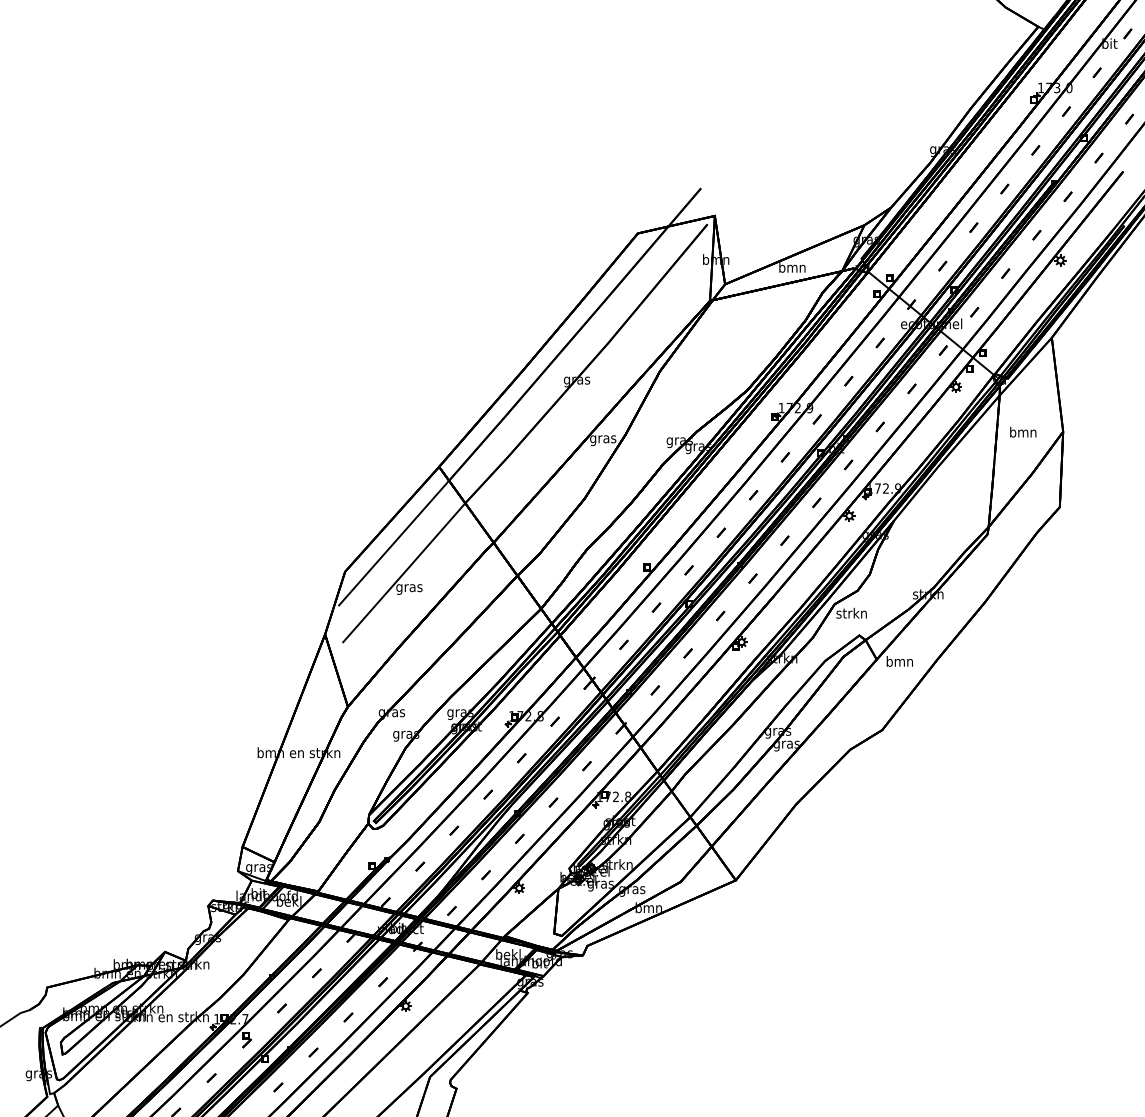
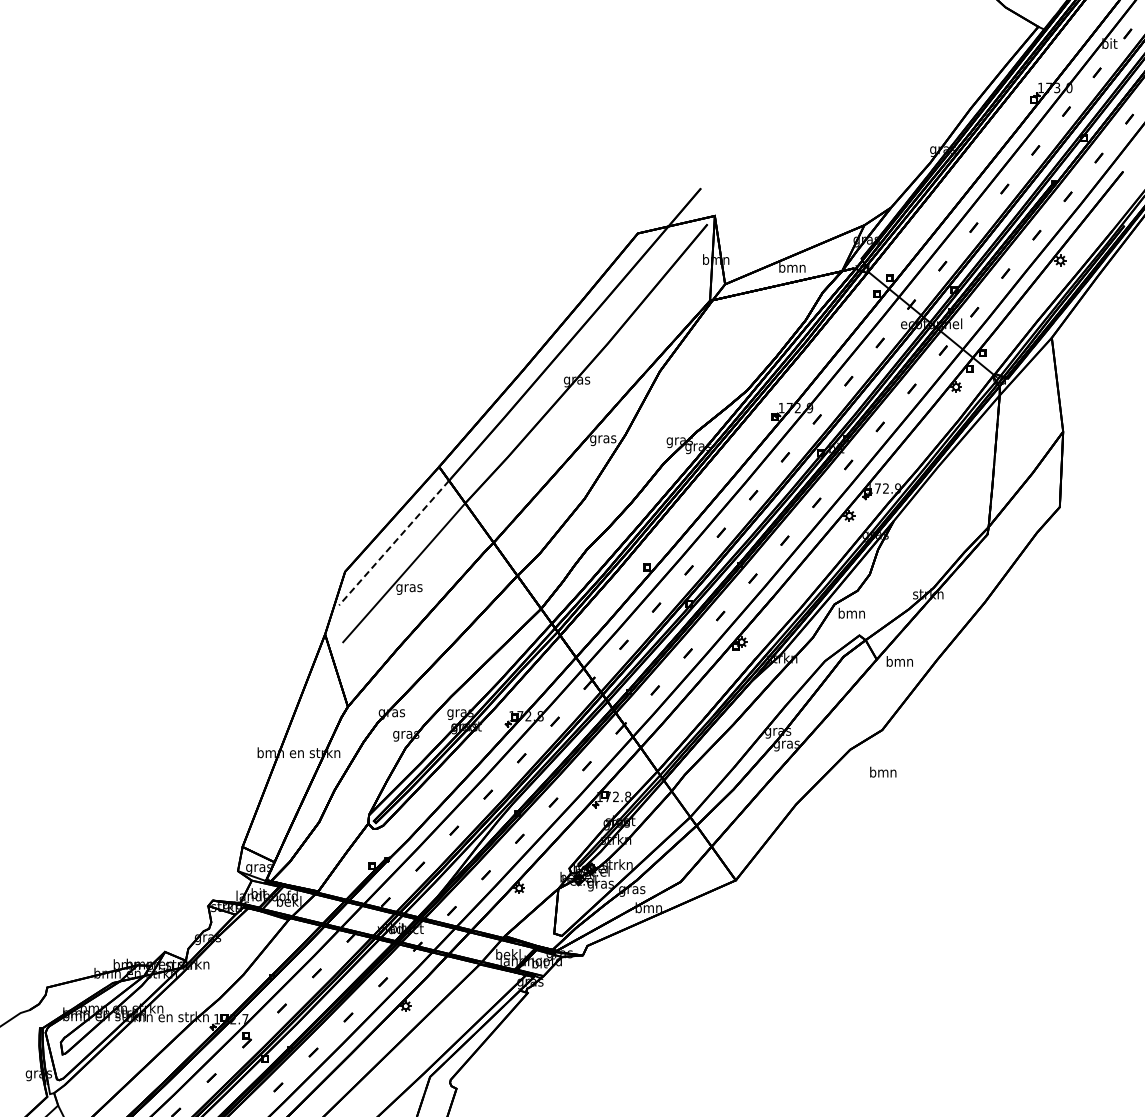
text position: (1023, 431) -> (883, 771) (883, 771)
line: solid -> dashed (393, 543)
text: strkn -> bmn (851, 612)
